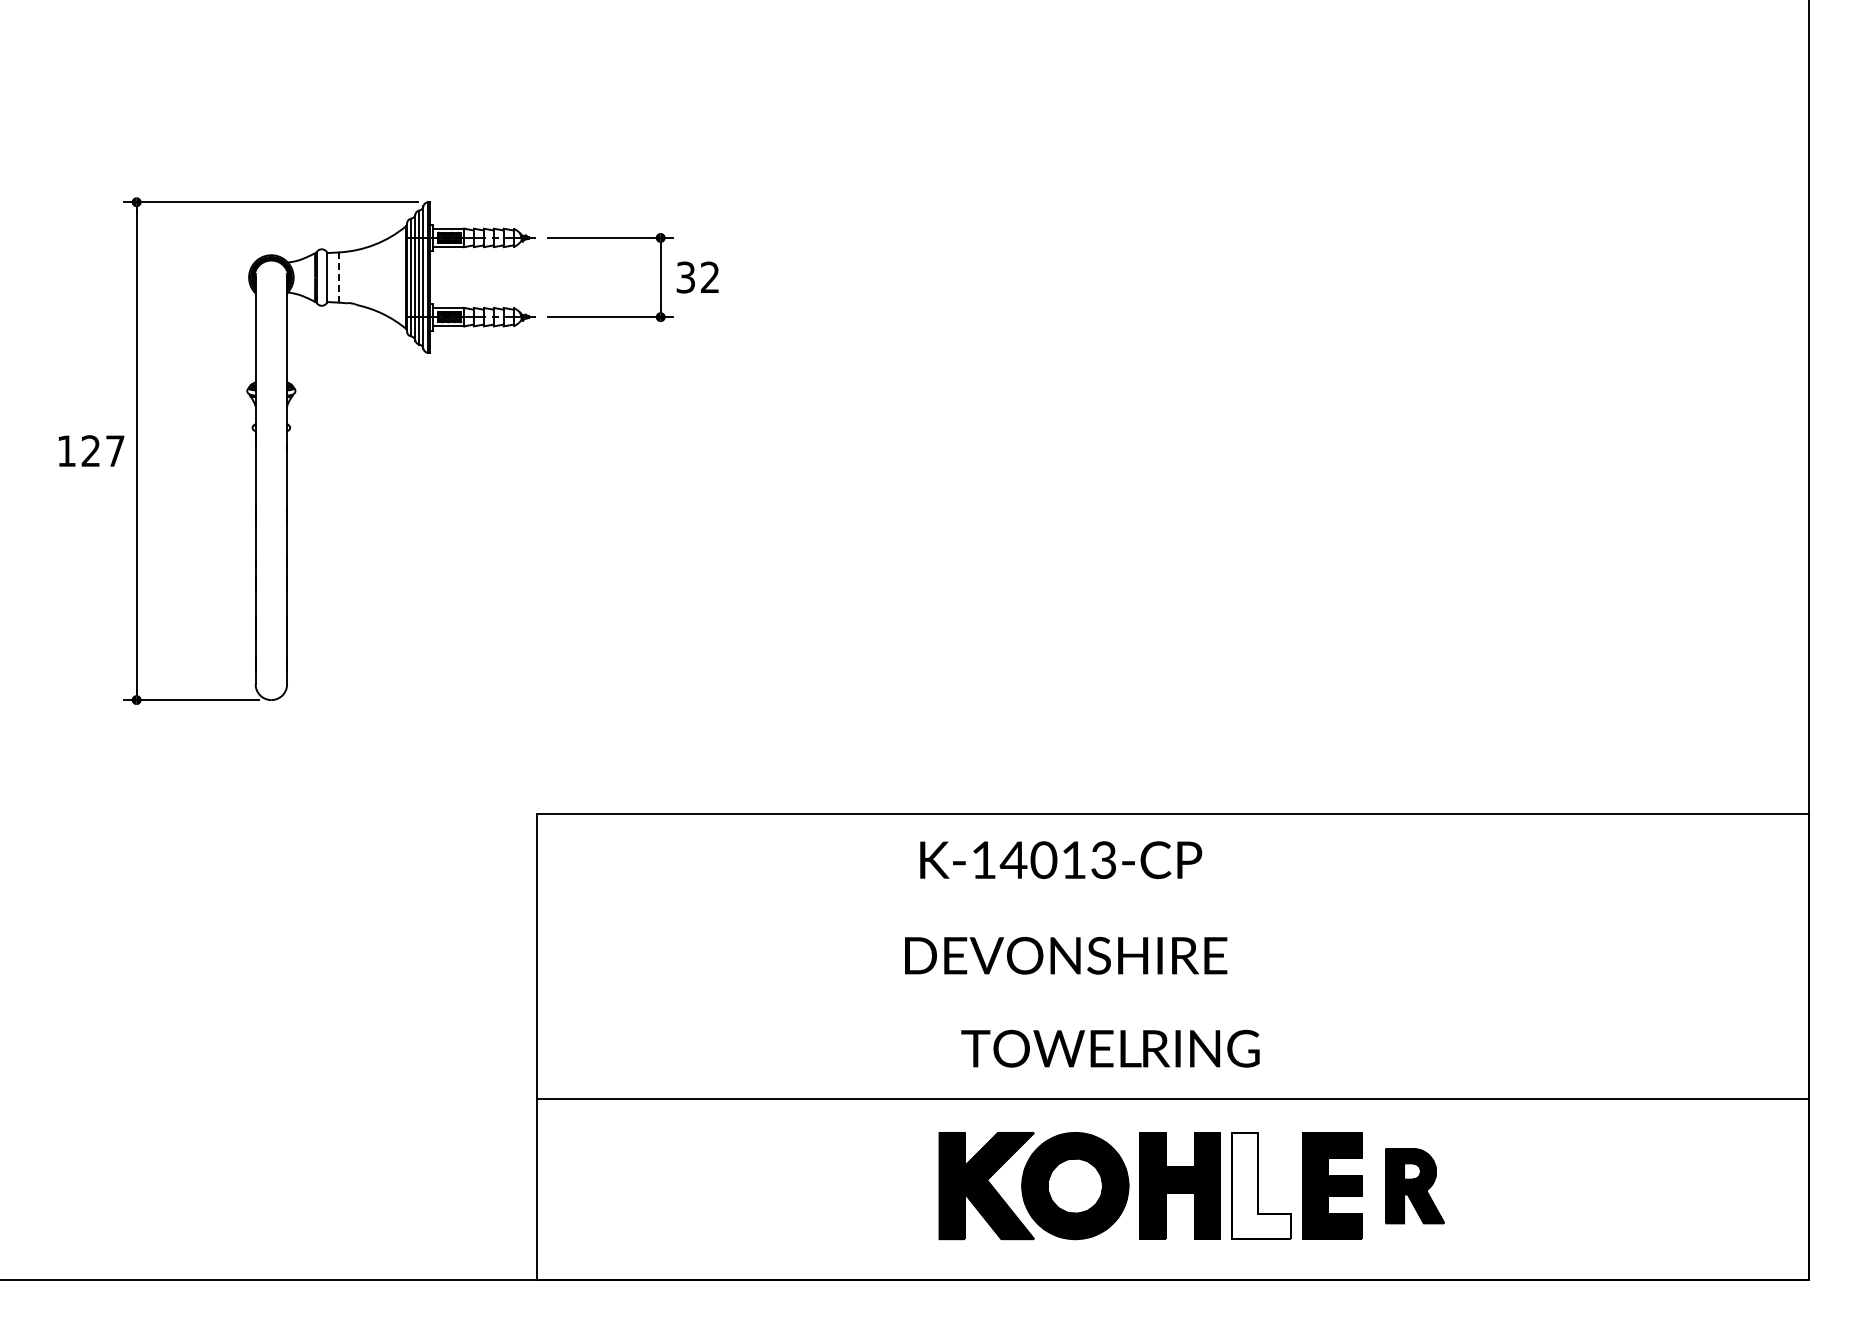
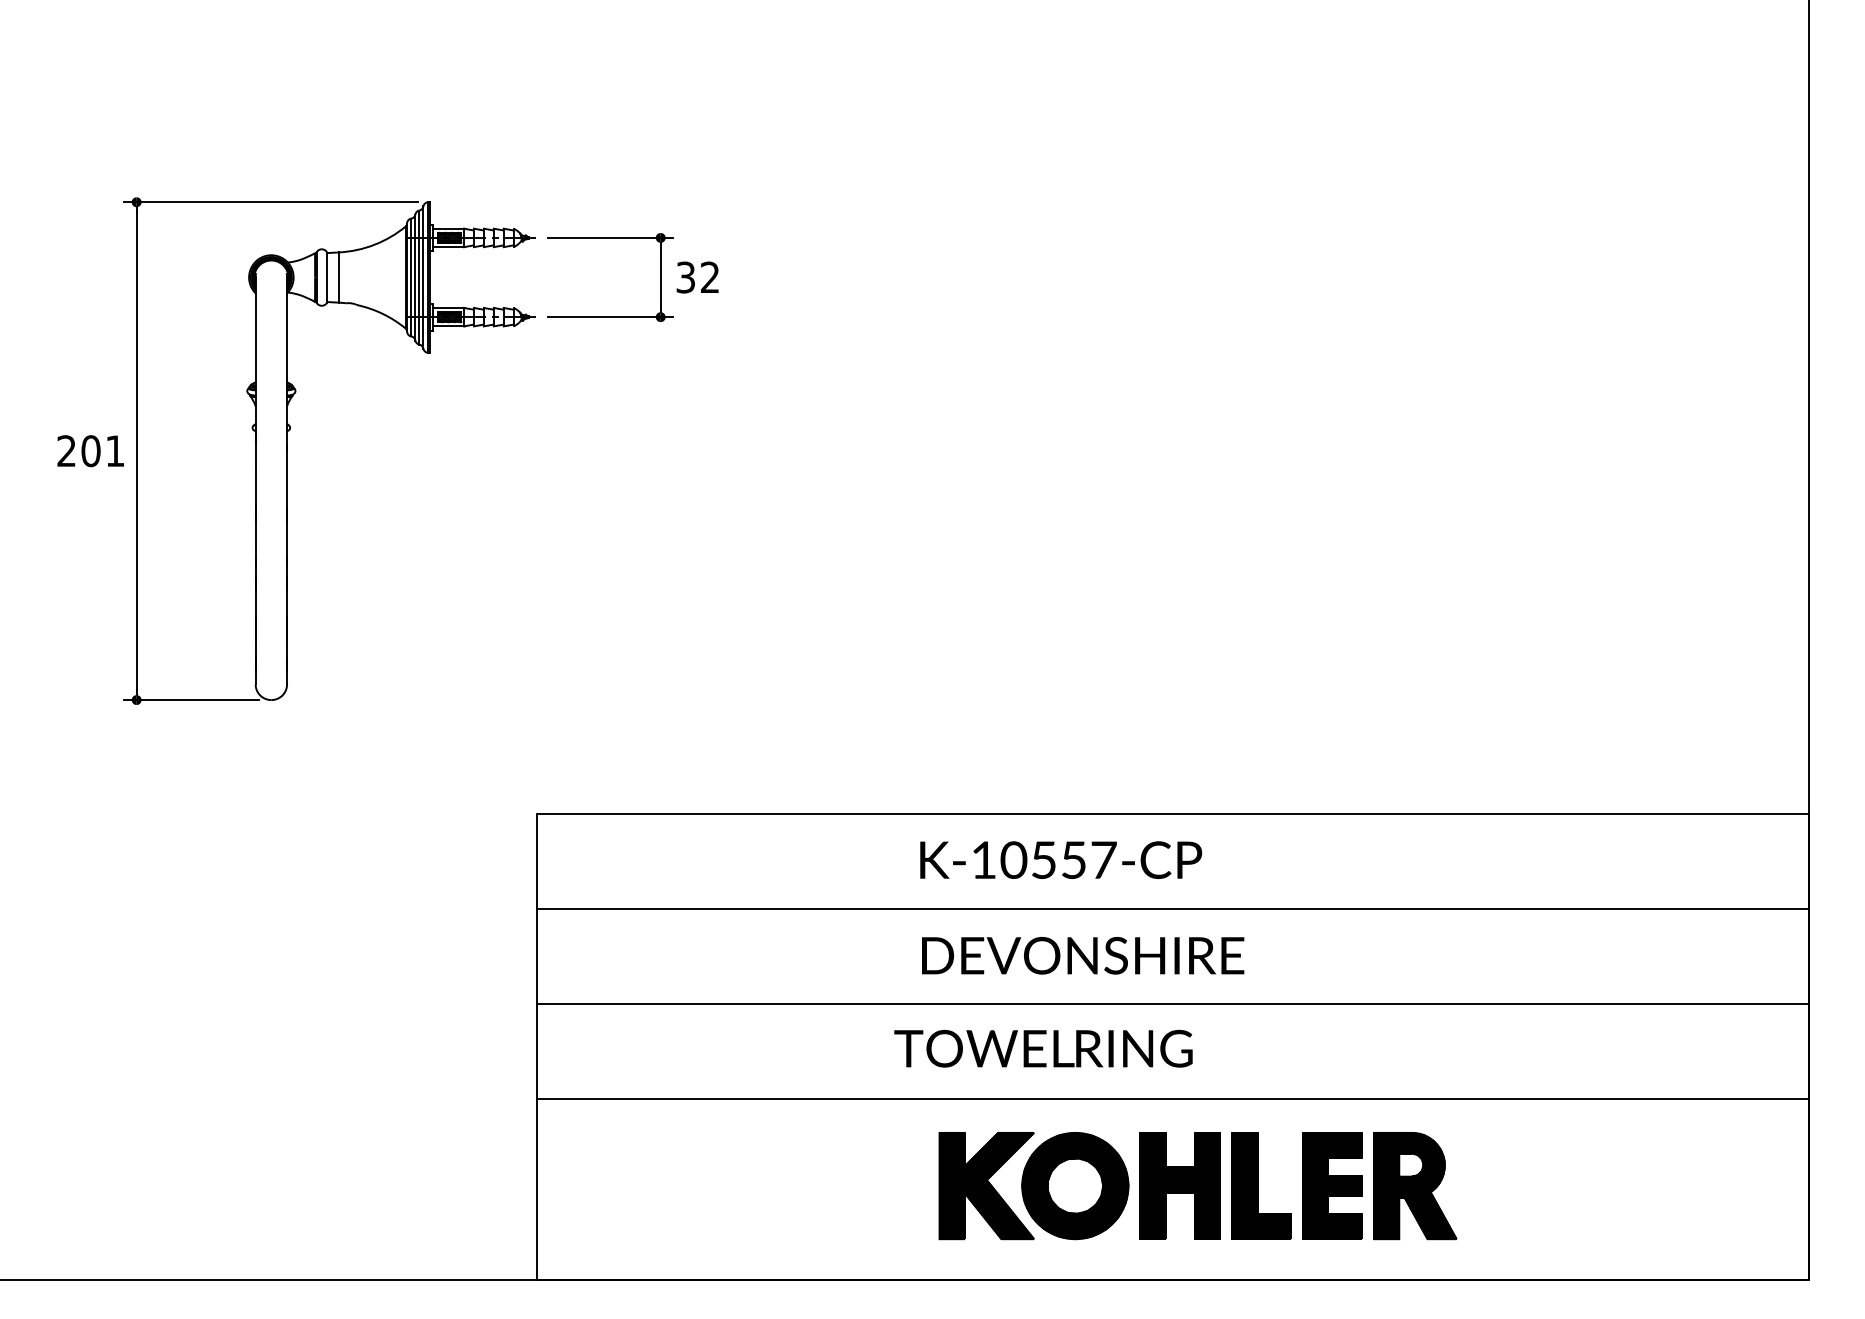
line: dashed -> solid (339, 278)
text: 127 -> 201 (90, 451)
text: K-14013-CP -> K-10557-CP (1057, 860)
line: none -> present (1173, 908)
text position: (1066, 955) -> (1083, 955) (1083, 955)
line: none -> present (1173, 1003)
text position: (1110, 1048) -> (1043, 1048) (1043, 1048)
fill: none -> present (1261, 1185)
part size: 60x77 px -> 85x109 px (1415, 1186)
